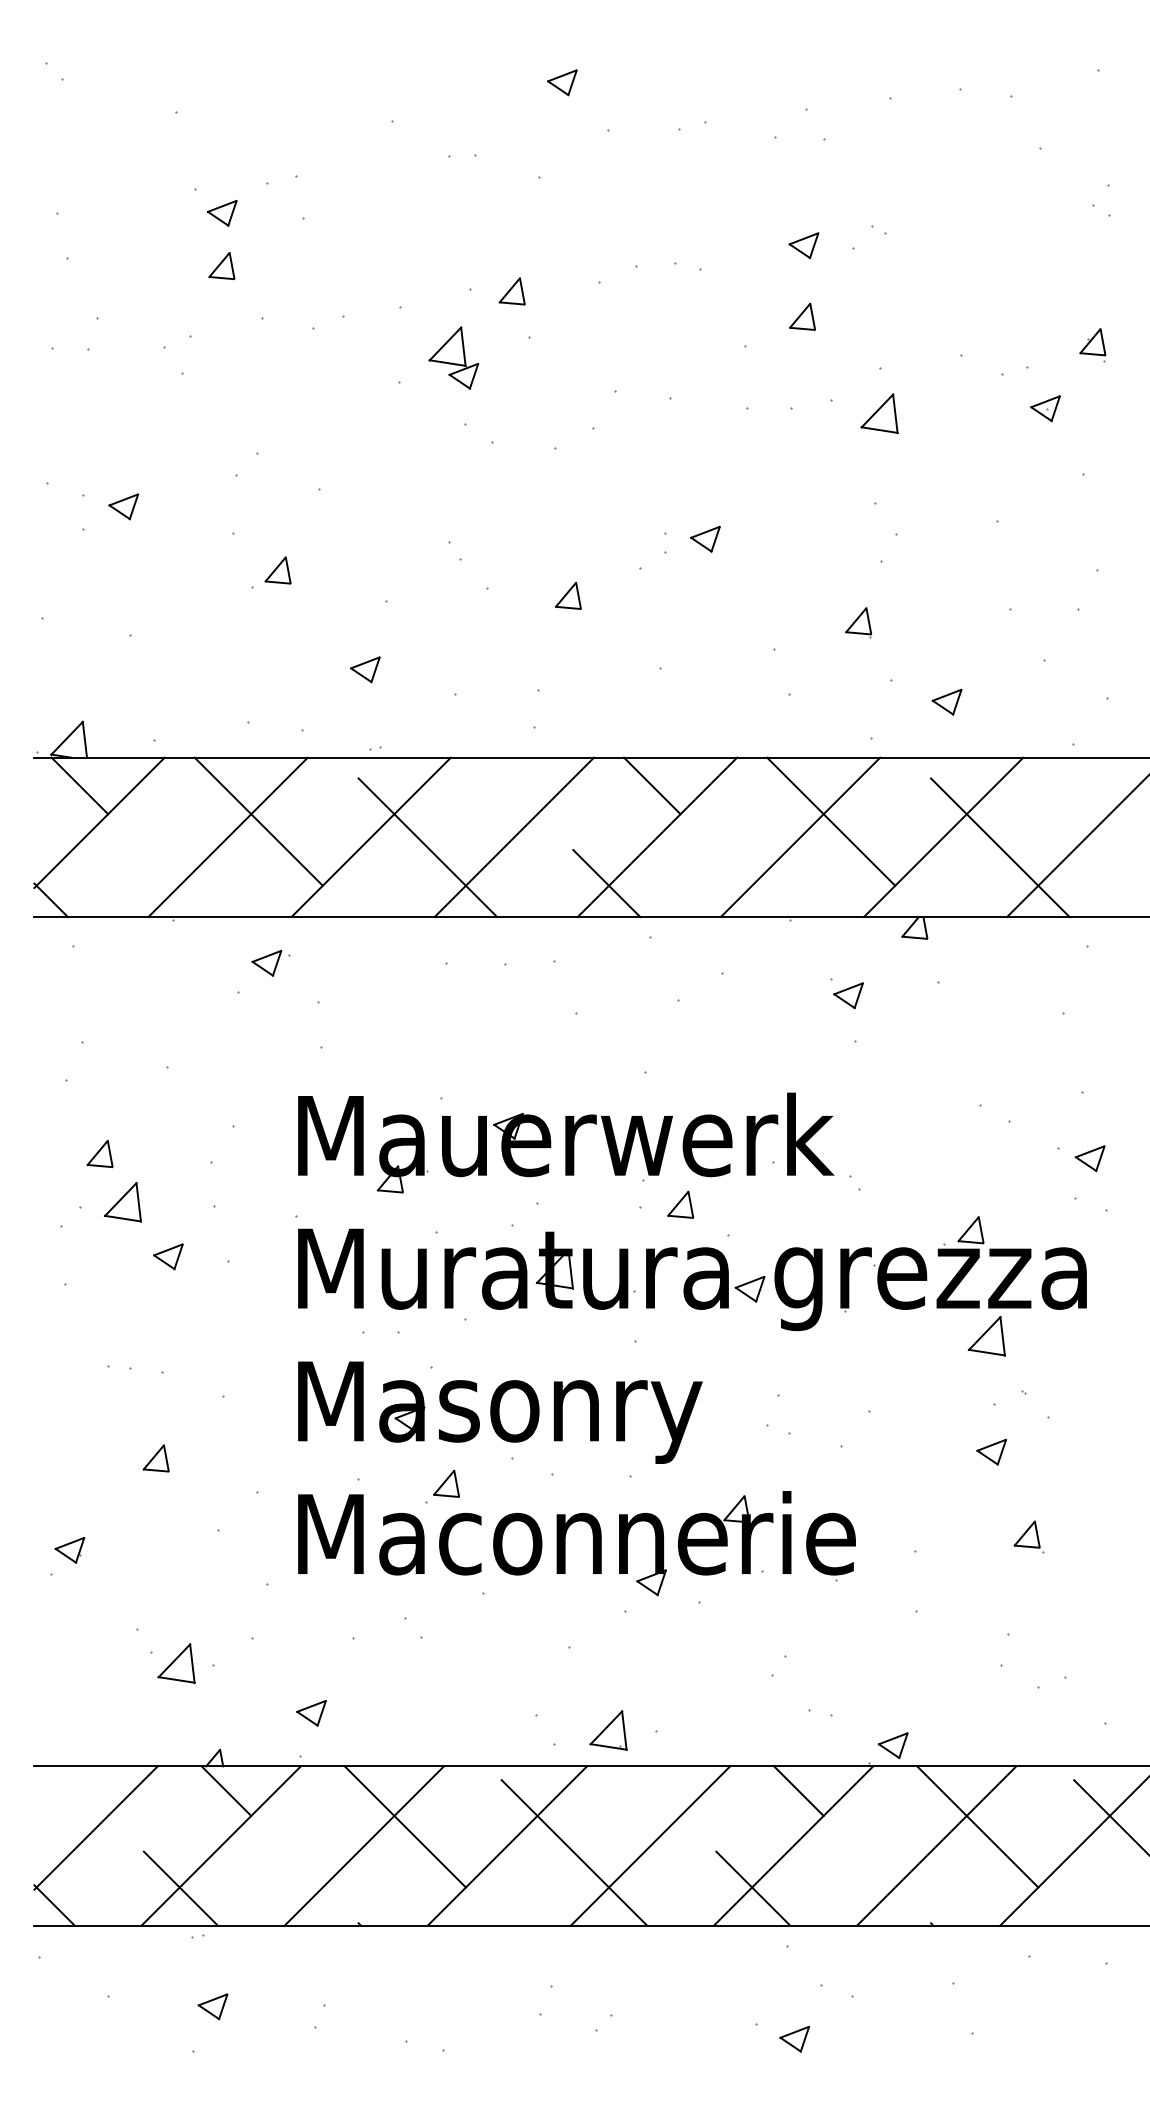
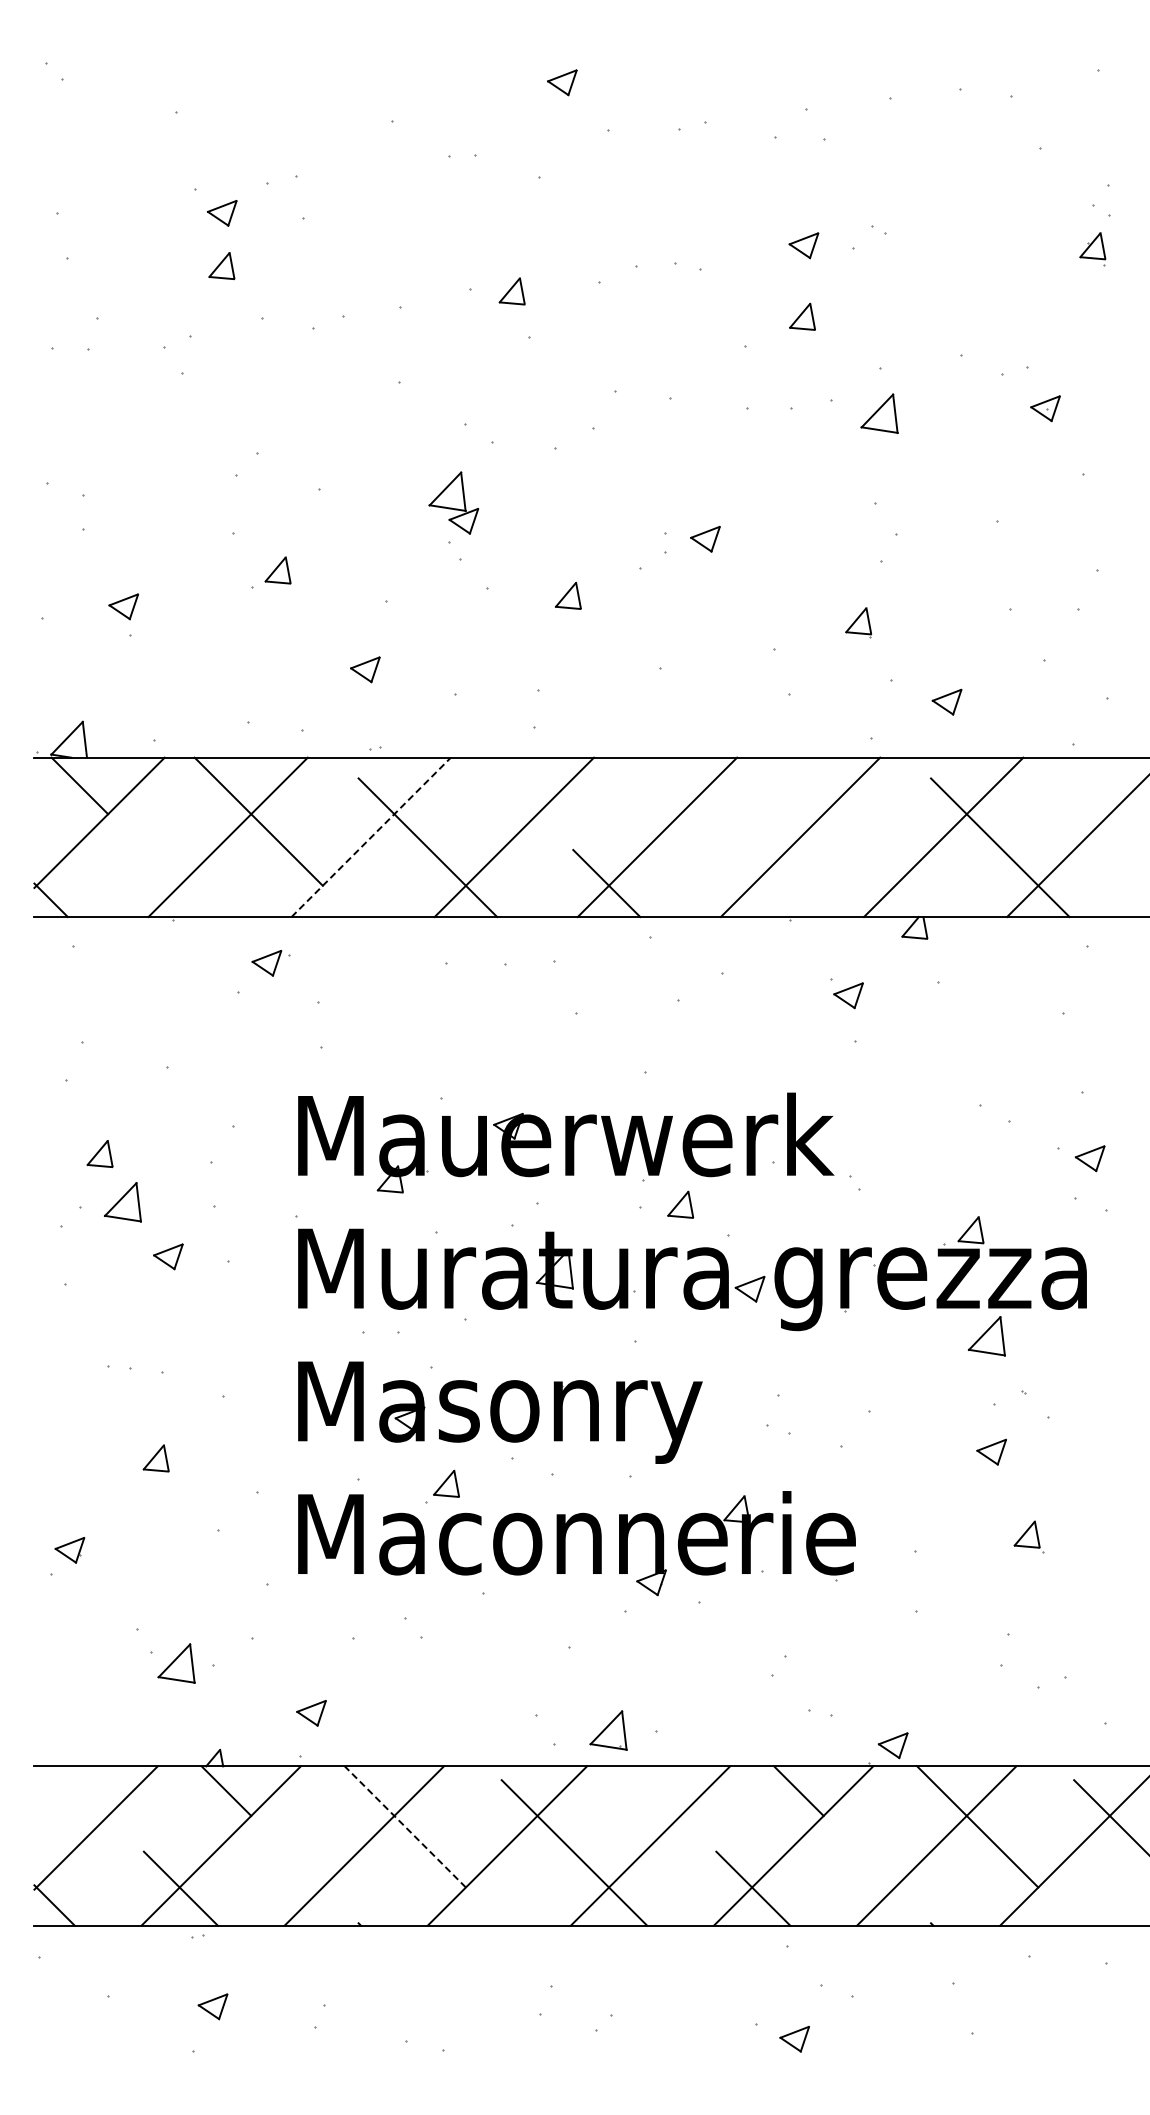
part position: (1092, 345) -> (1092, 249) (1092, 249)
part position: (453, 357) -> (453, 502) (453, 502)
part position: (123, 506) -> (123, 606) (123, 606)
line: present -> none (652, 785)
line: present -> none (831, 821)
line: solid -> dashed (371, 837)
line: solid -> dashed (405, 1826)
